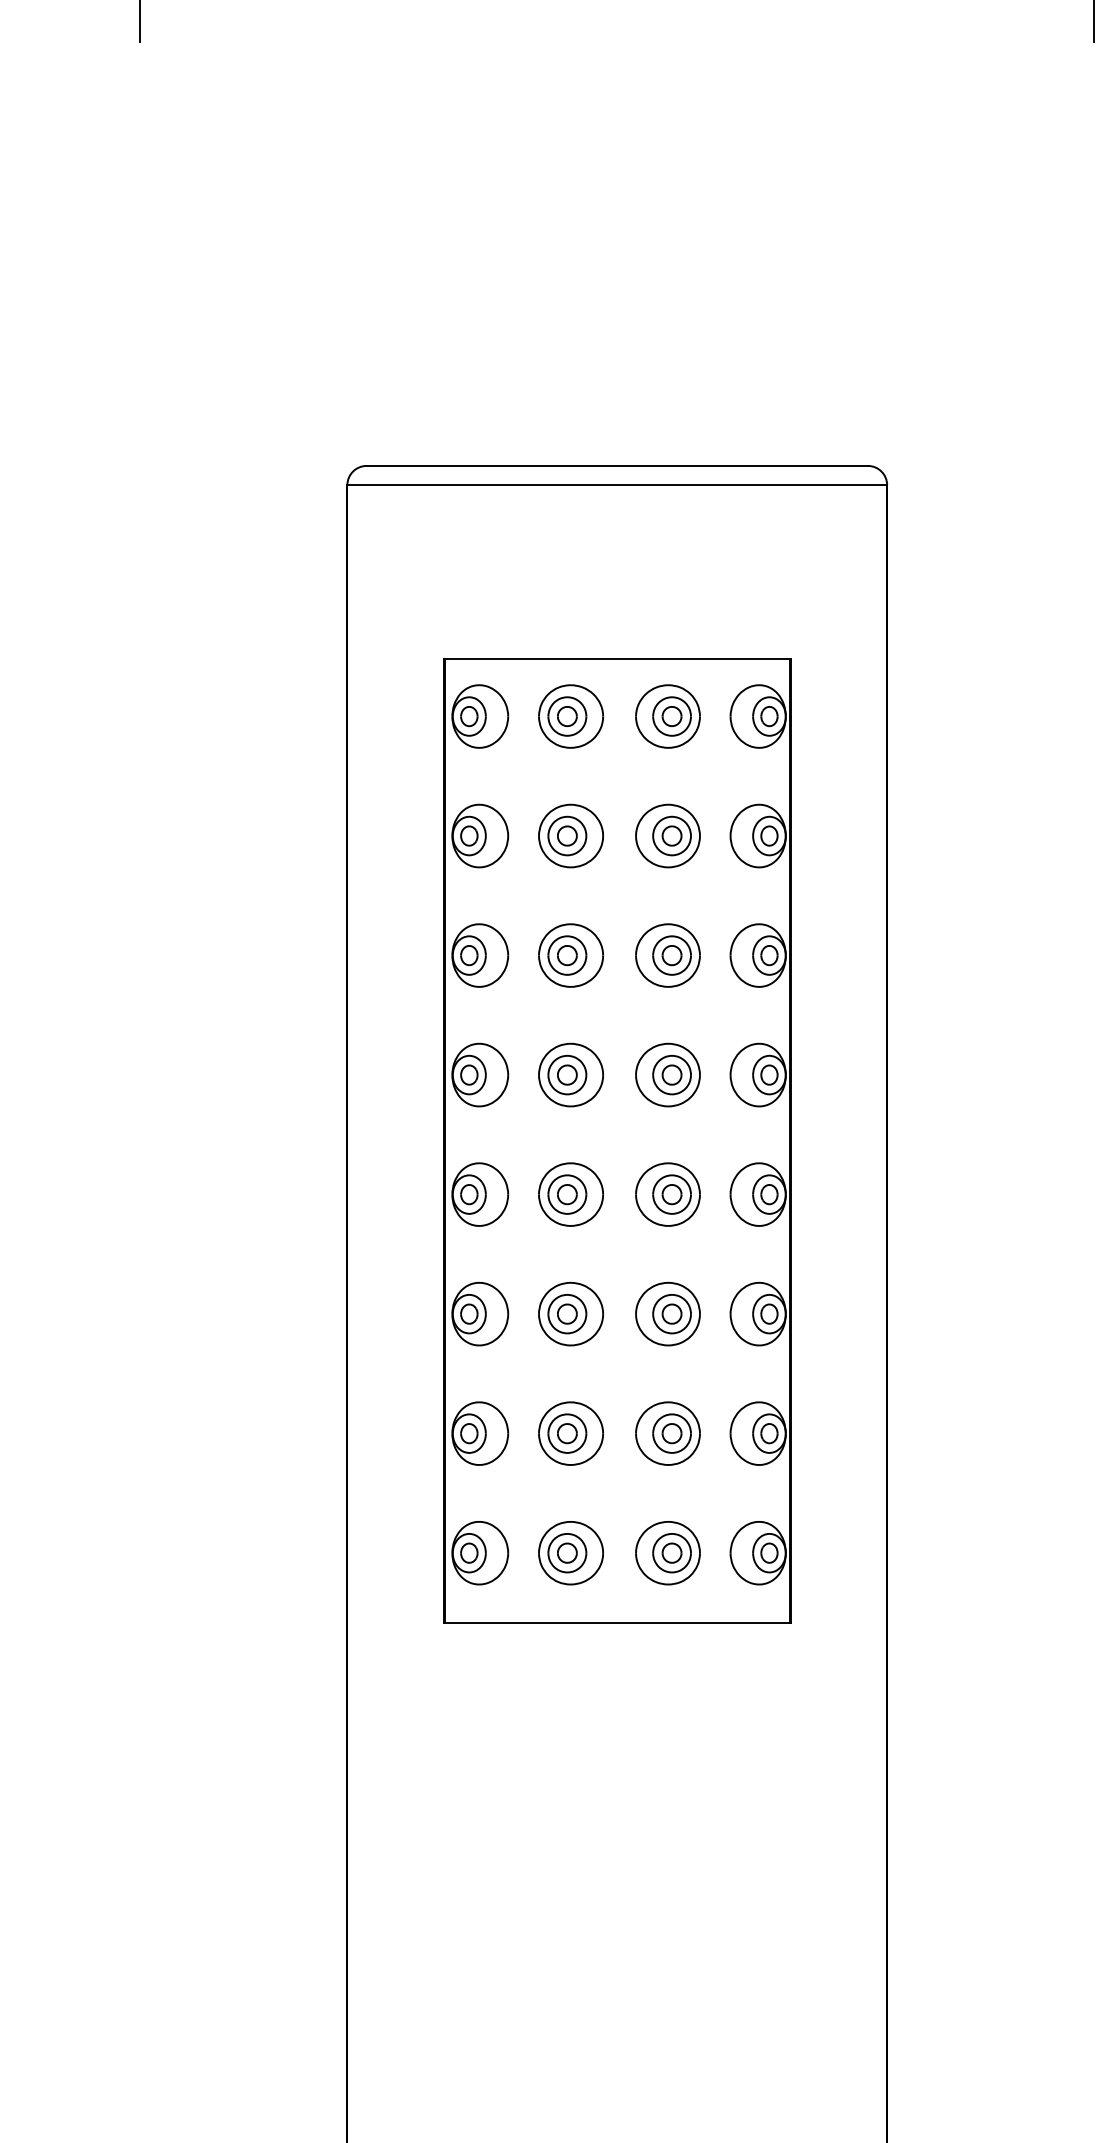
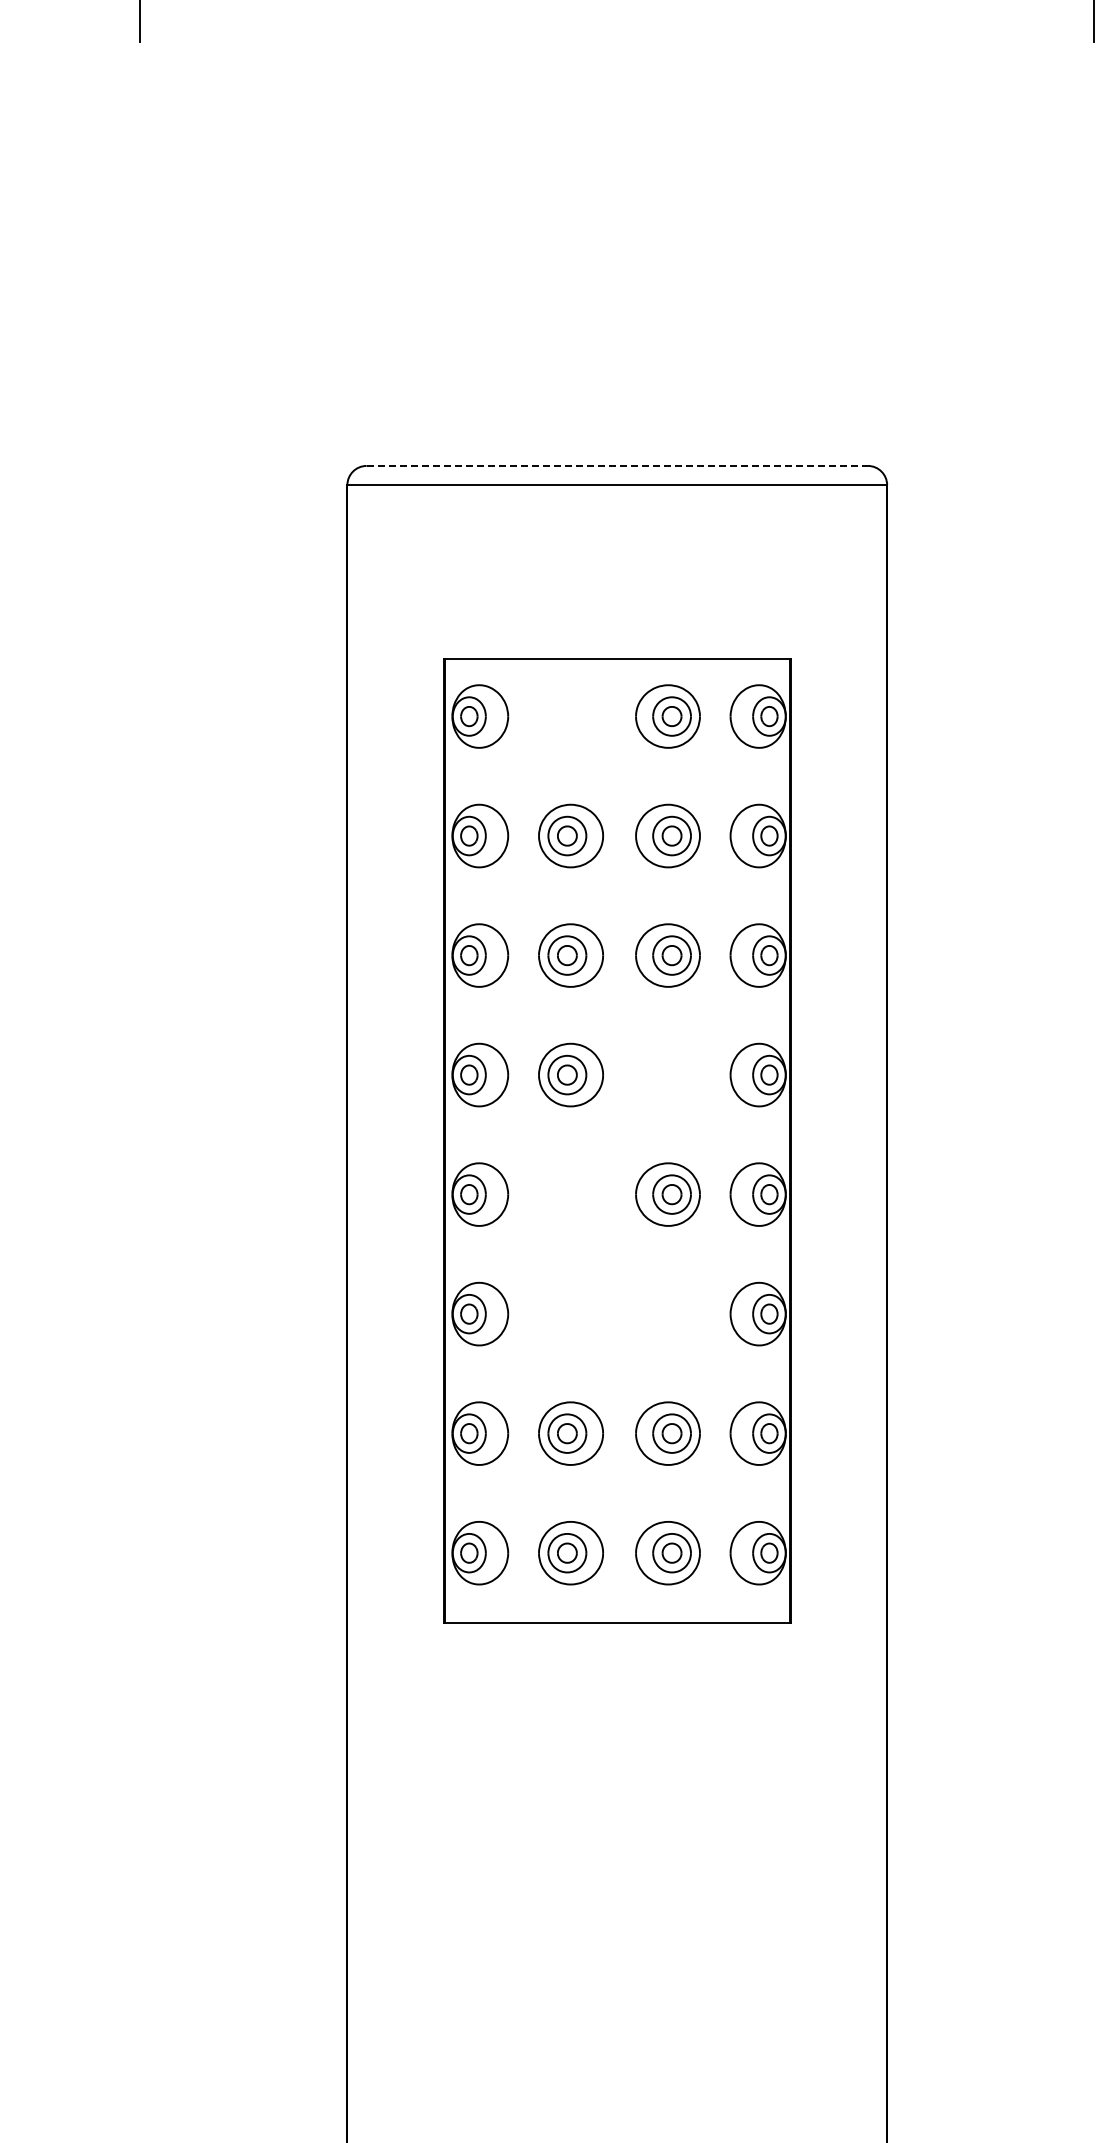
line: solid -> dashed (617, 465)
part: present -> none (570, 716)
part: present -> none (667, 1074)
part: present -> none (570, 1194)
part: present -> none (570, 1313)
part: present -> none (667, 1313)
